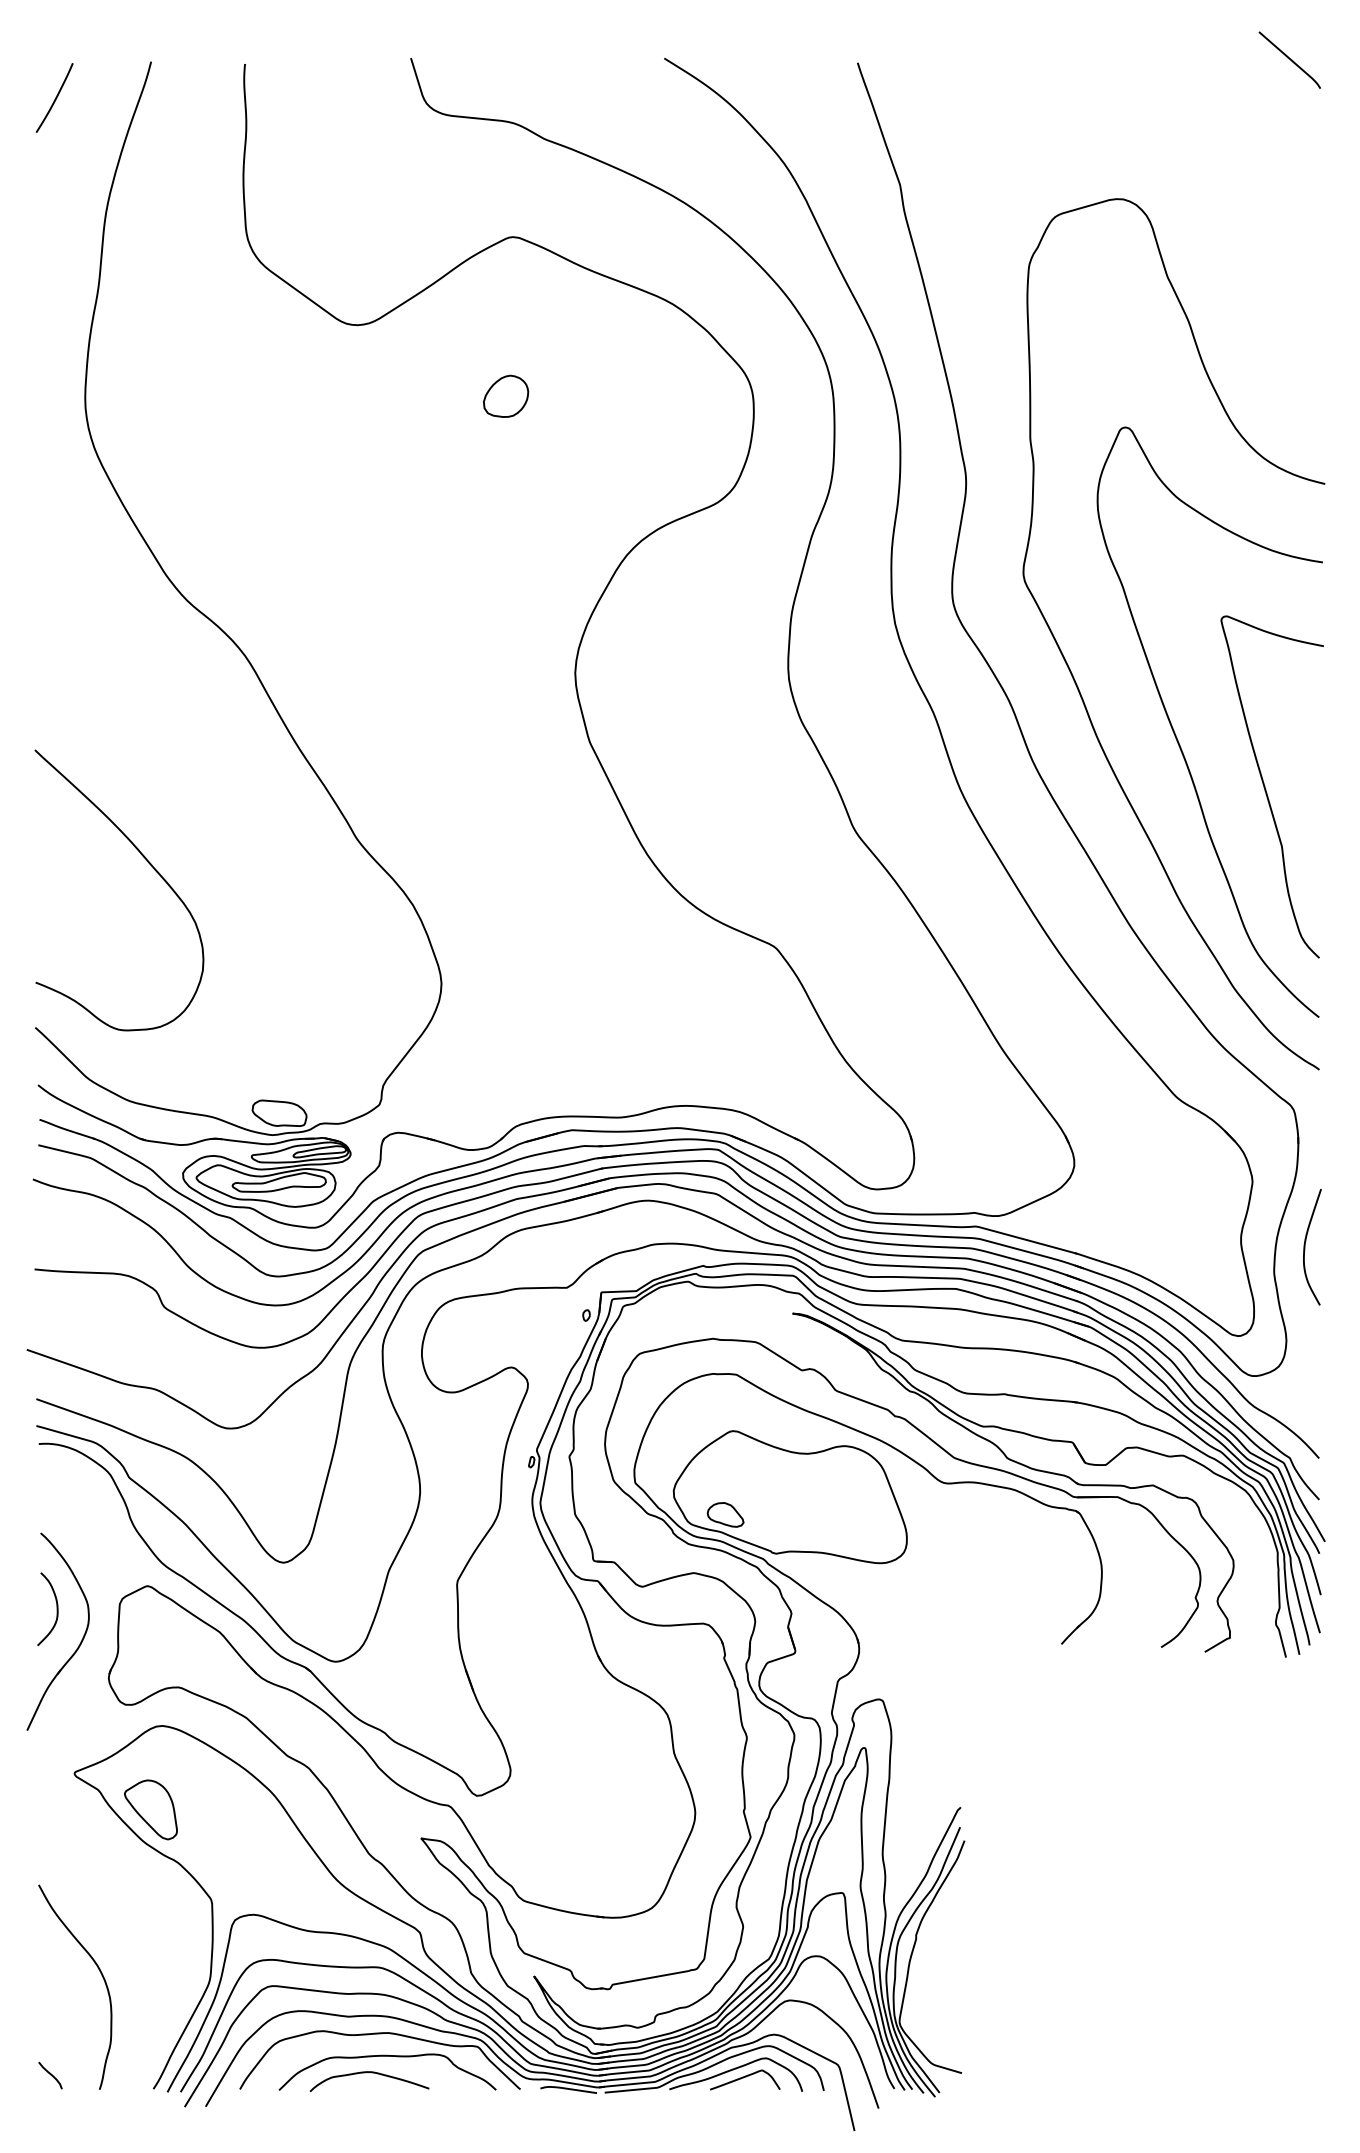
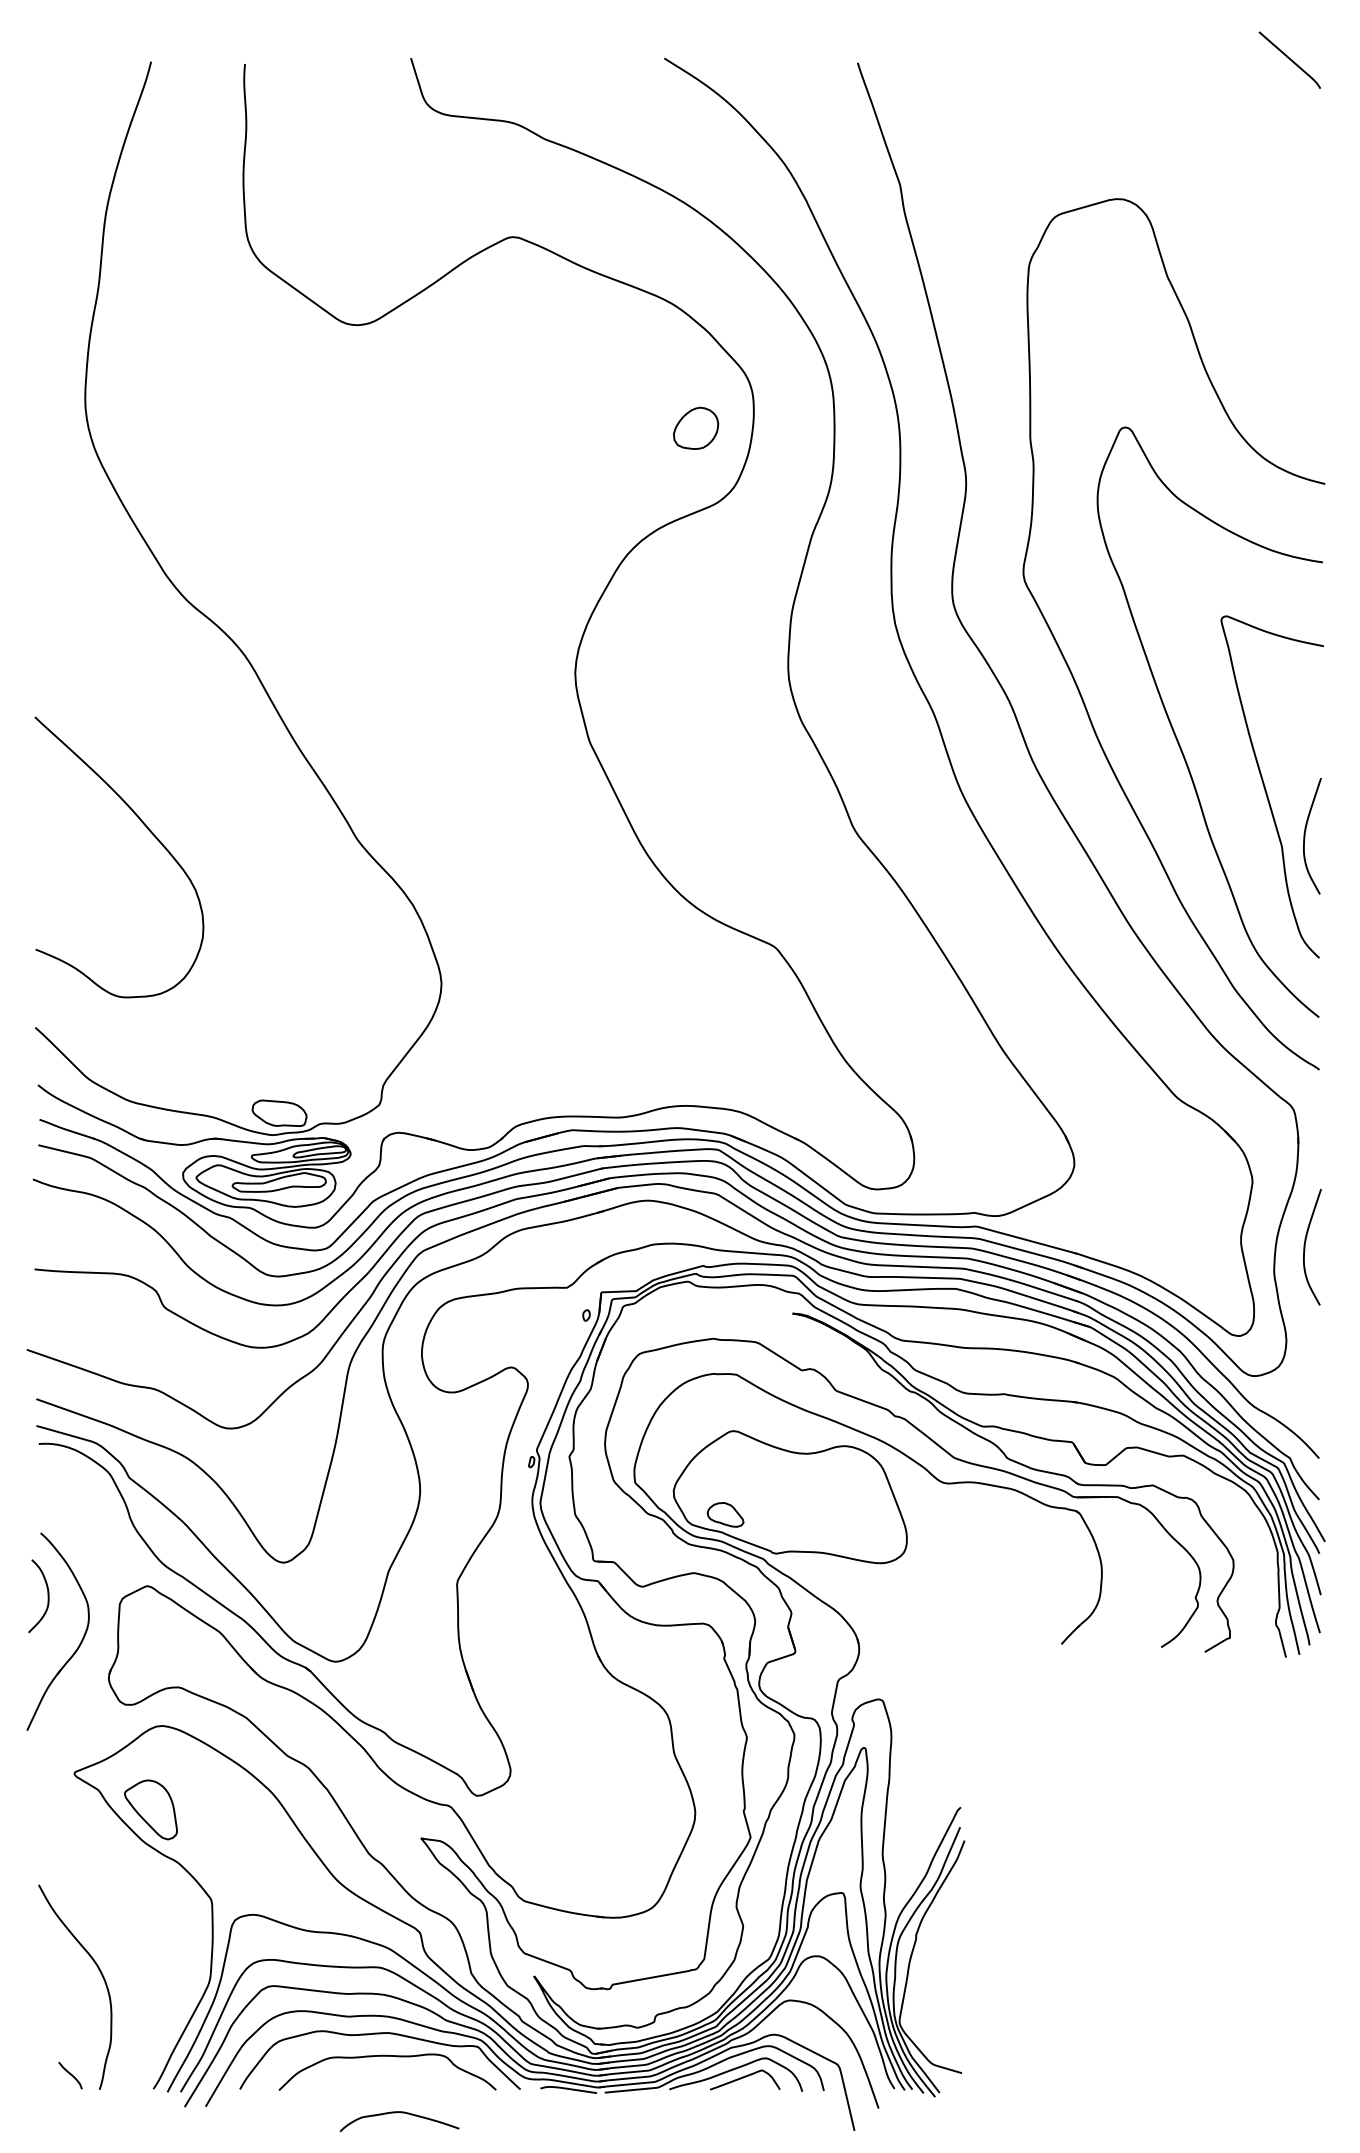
curve: present -> none (55, 97)
part position: (506, 395) -> (696, 427) (696, 427)
curve: none -> present (1305, 836)
curve position: (147, 862) -> (147, 829) (147, 829)
curve position: (56, 1609) -> (47, 1596) (47, 1596)
curve position: (370, 2073) -> (400, 2113) (400, 2113)
curve position: (50, 2075) -> (70, 2075) (70, 2075)
